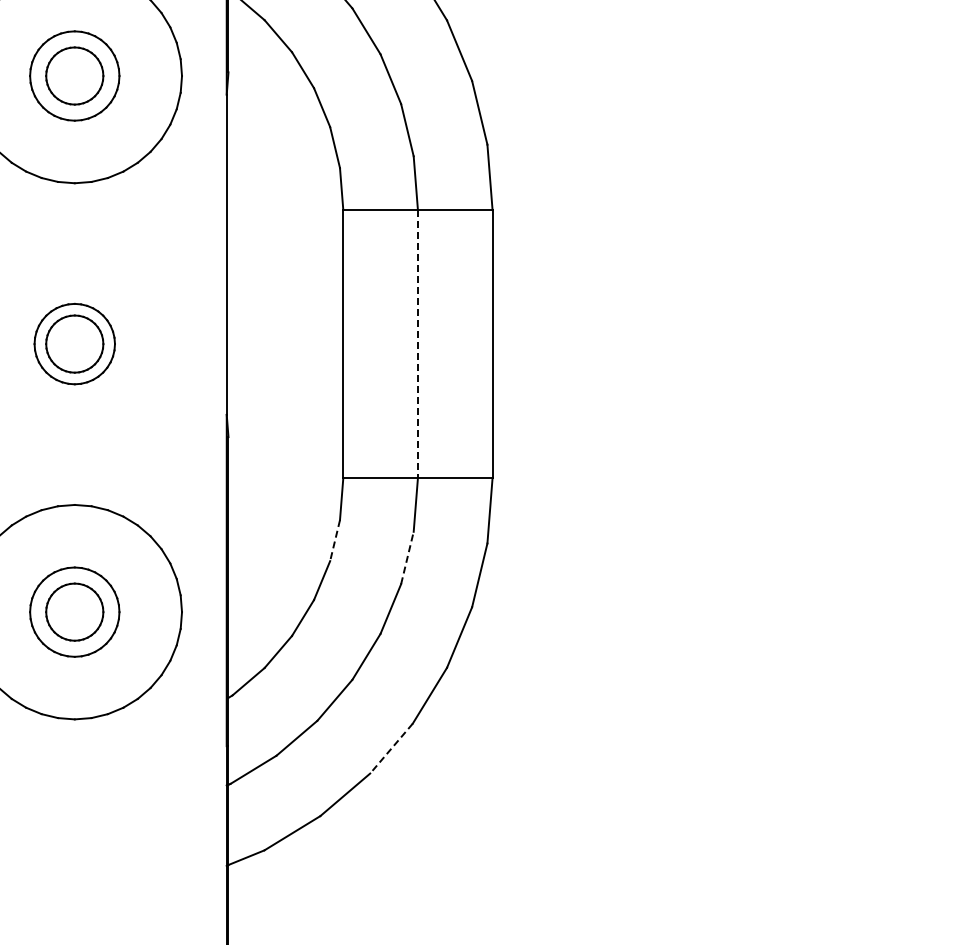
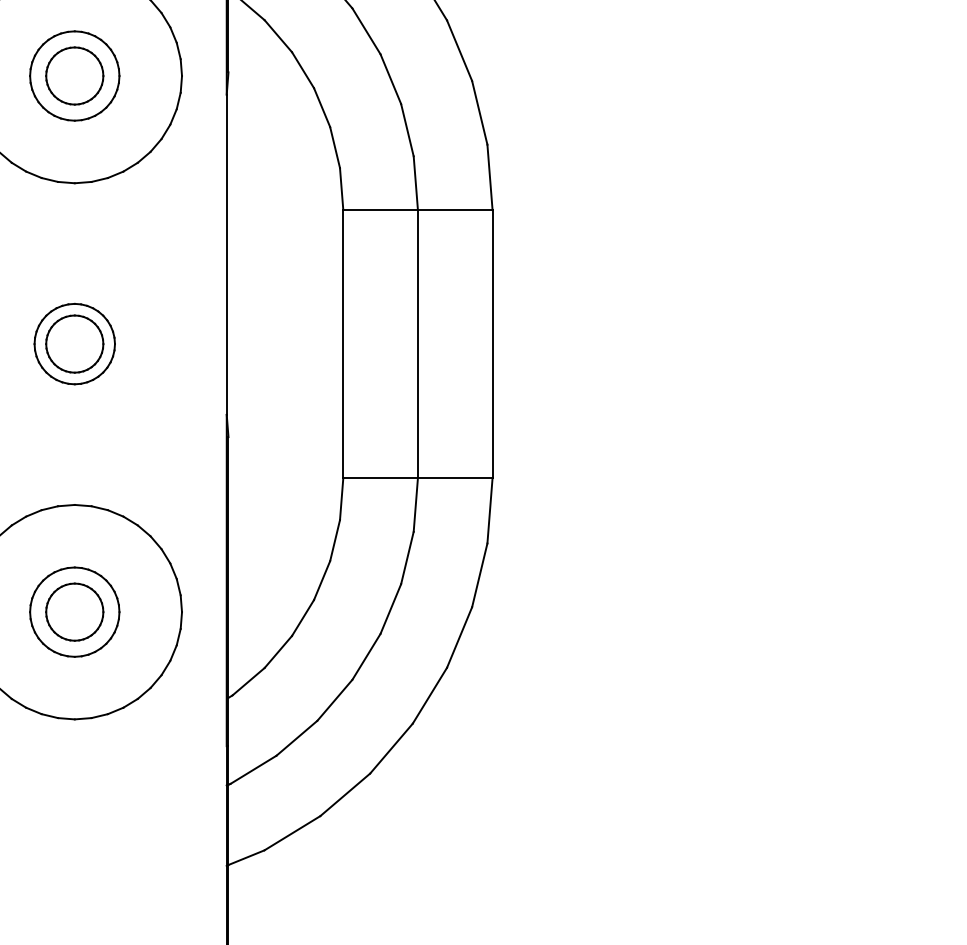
line: dashed -> solid (417, 344)
line: dashed -> solid (334, 541)
line: dashed -> solid (407, 558)
line: dashed -> solid (391, 748)
